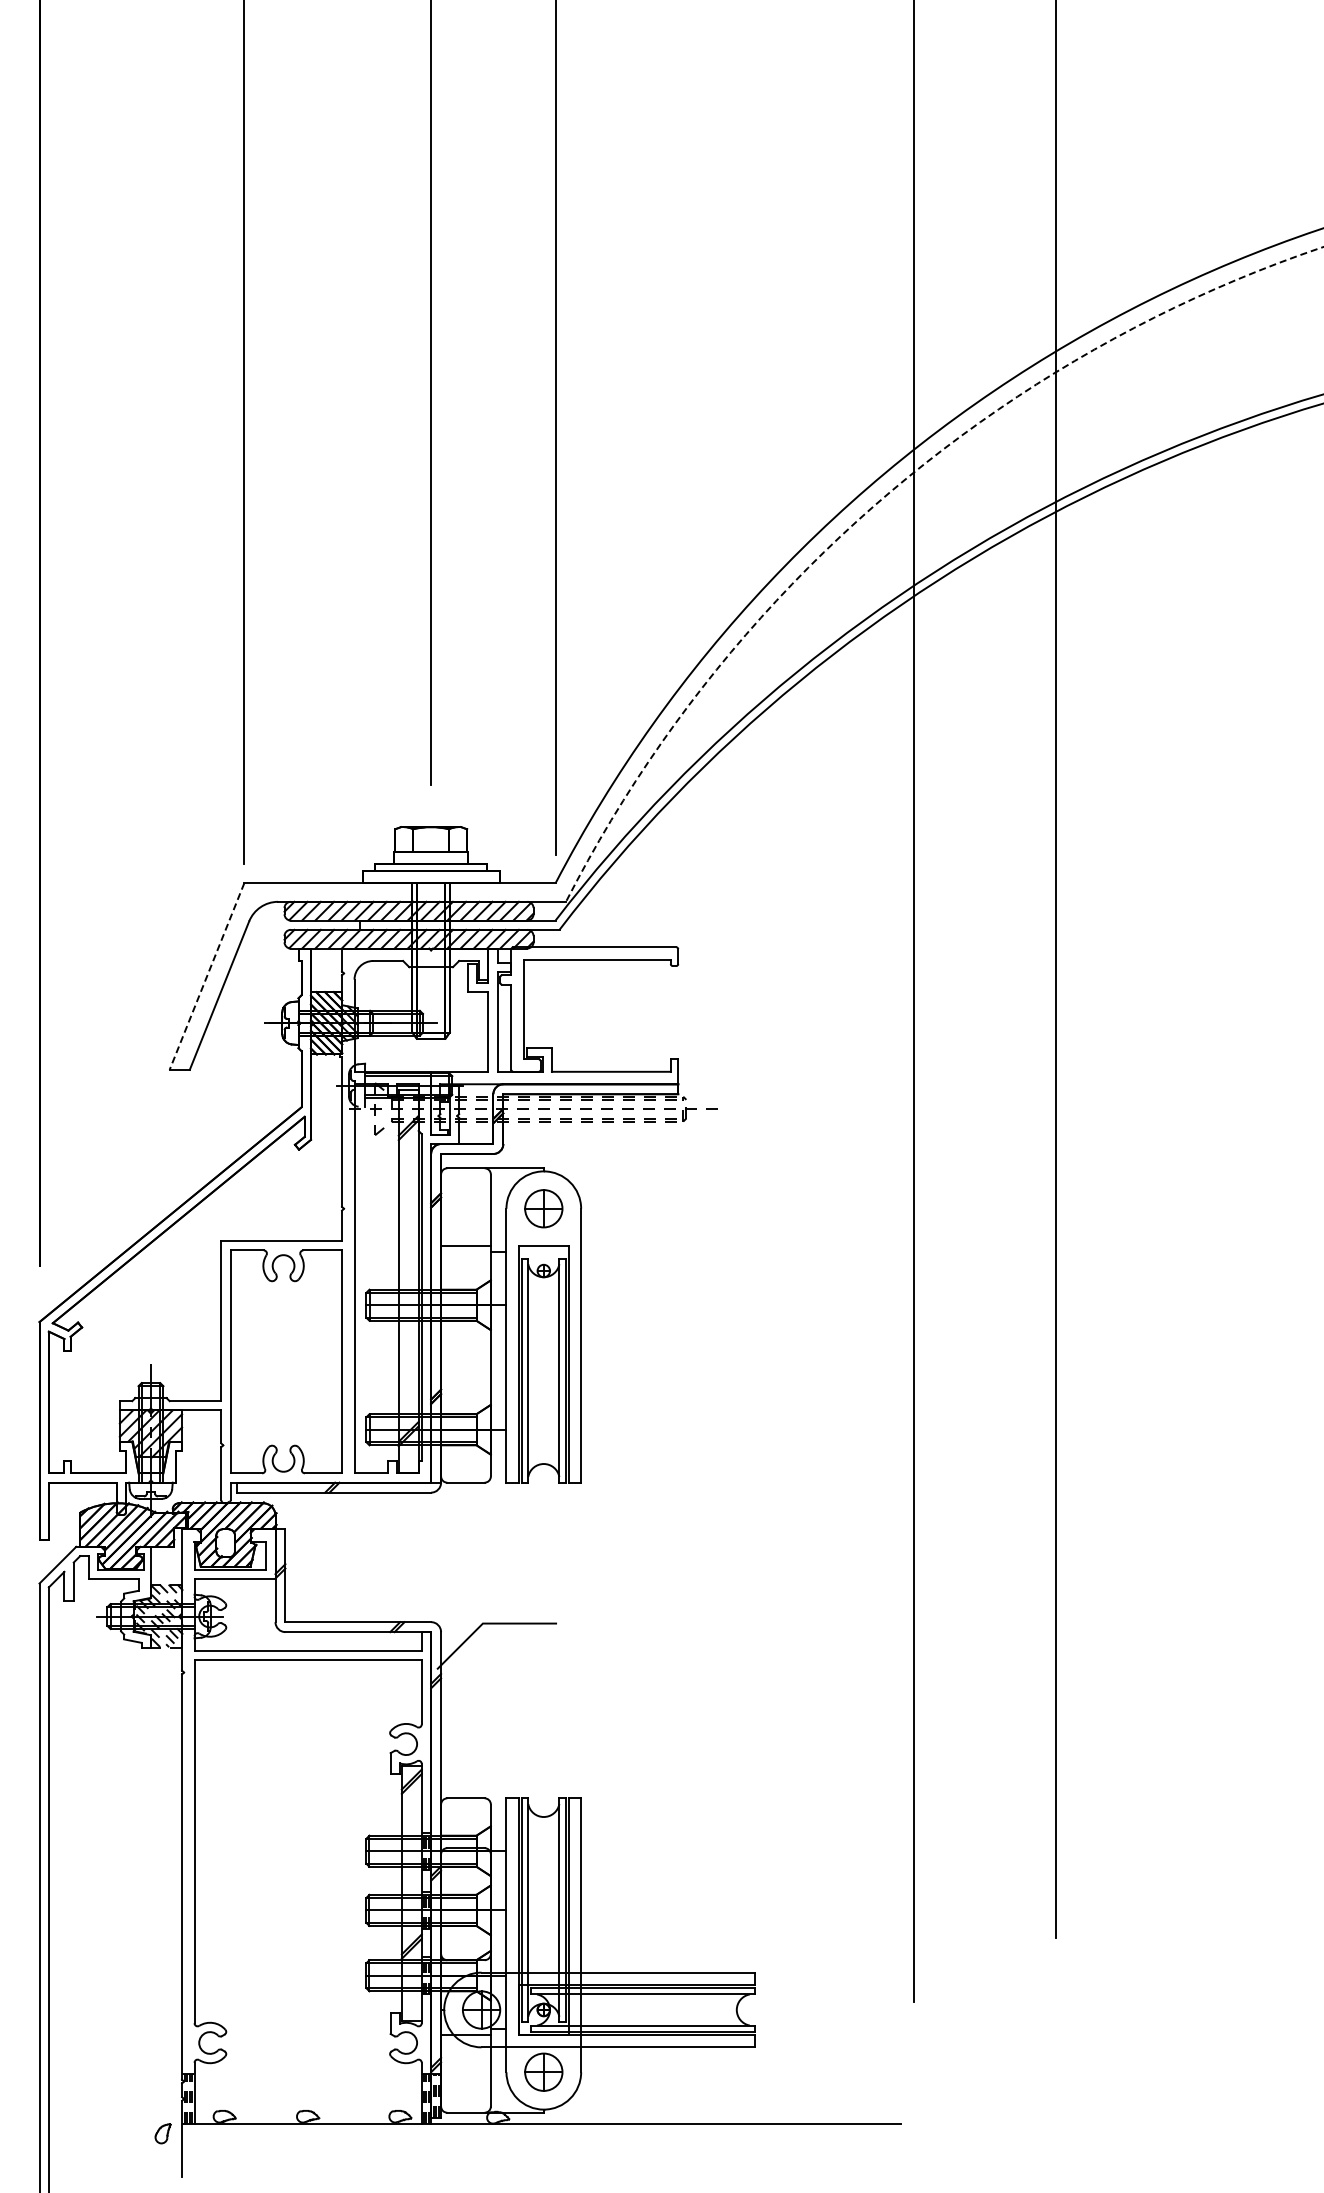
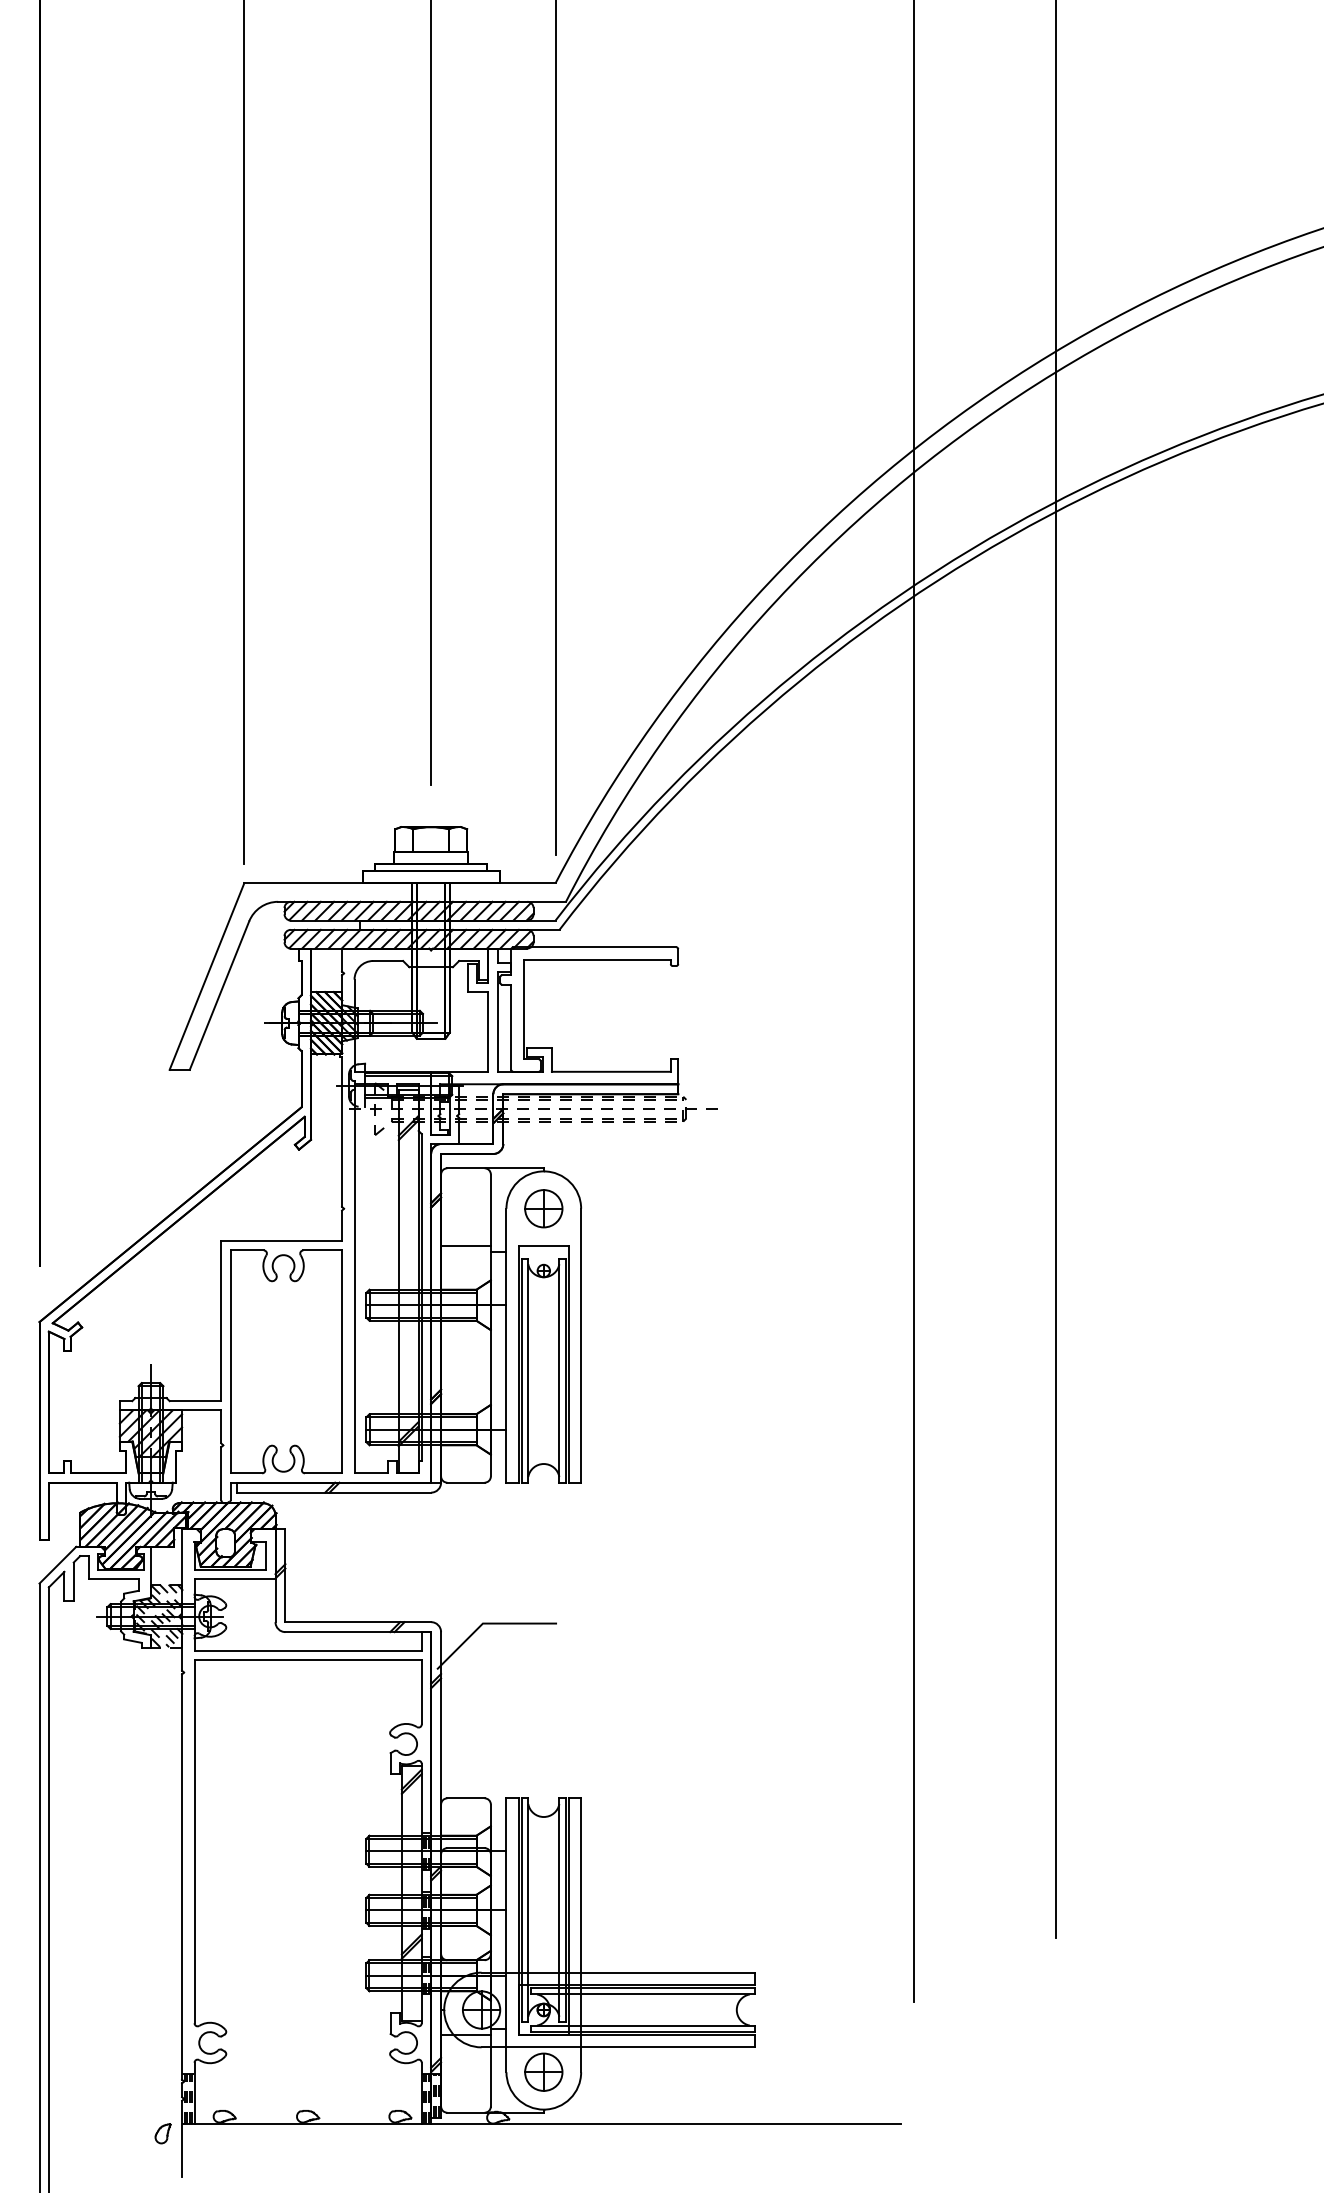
arc: dashed -> solid (880, 500)
line: dashed -> solid (207, 976)
